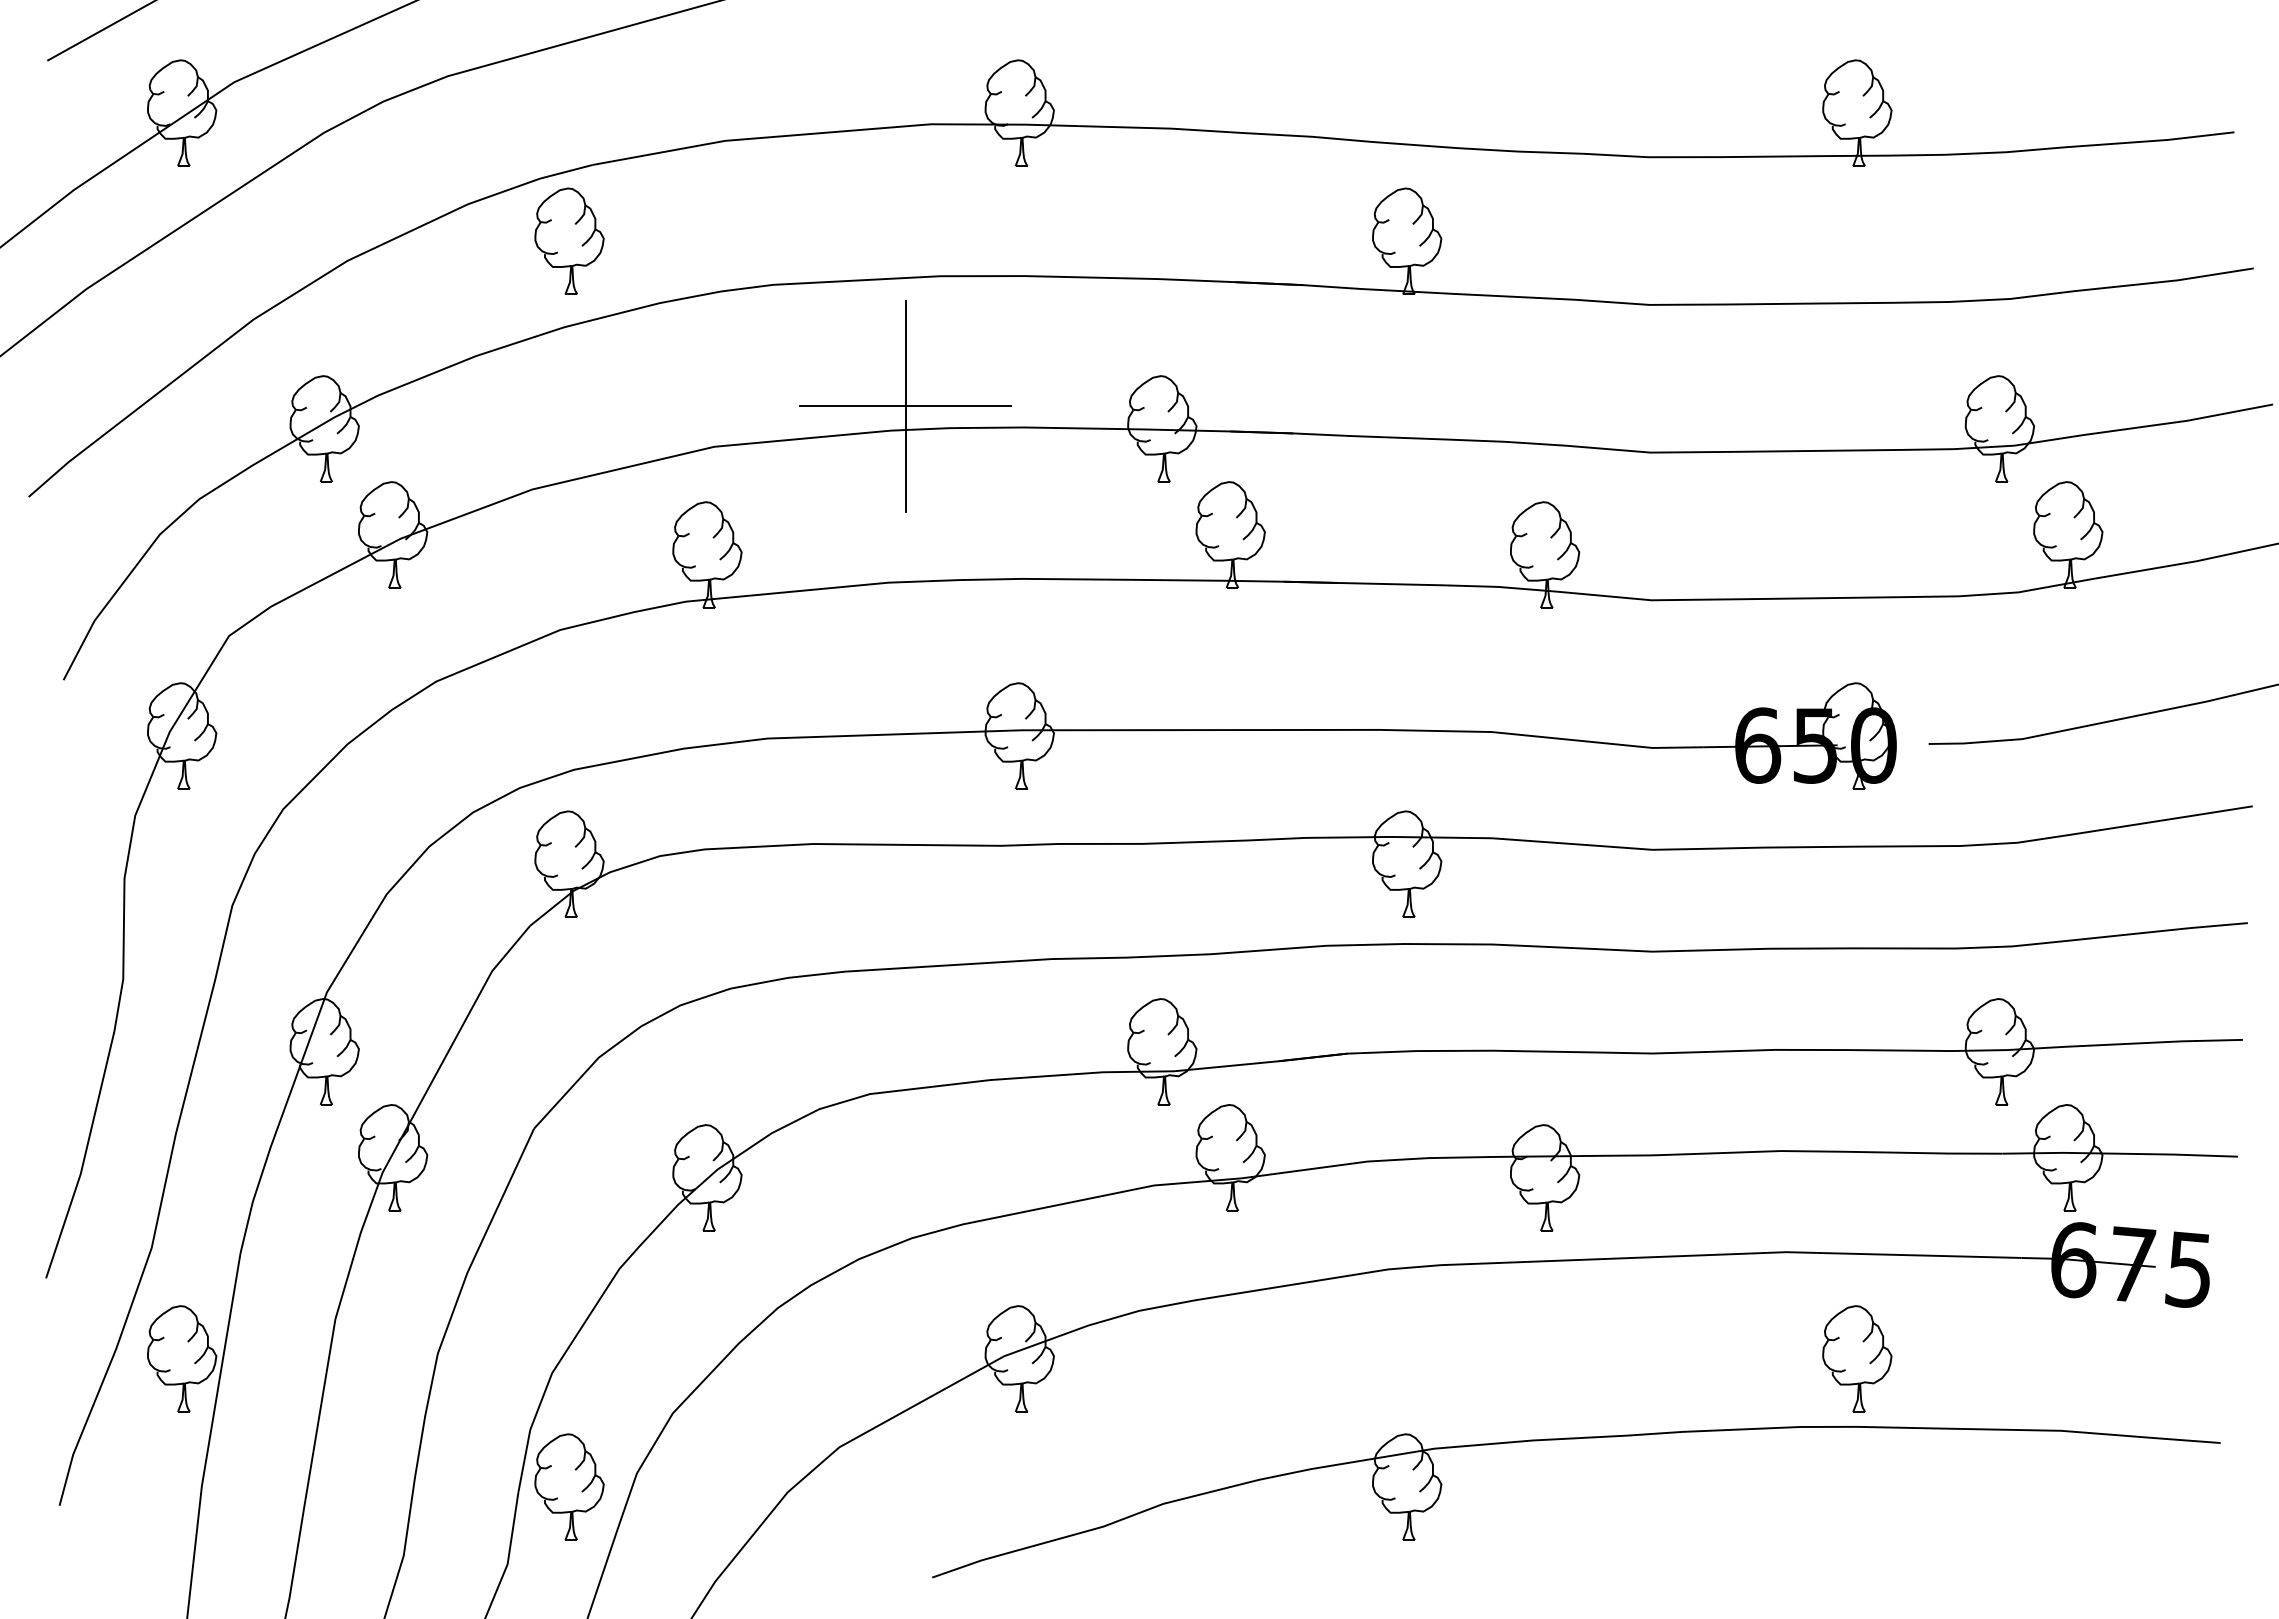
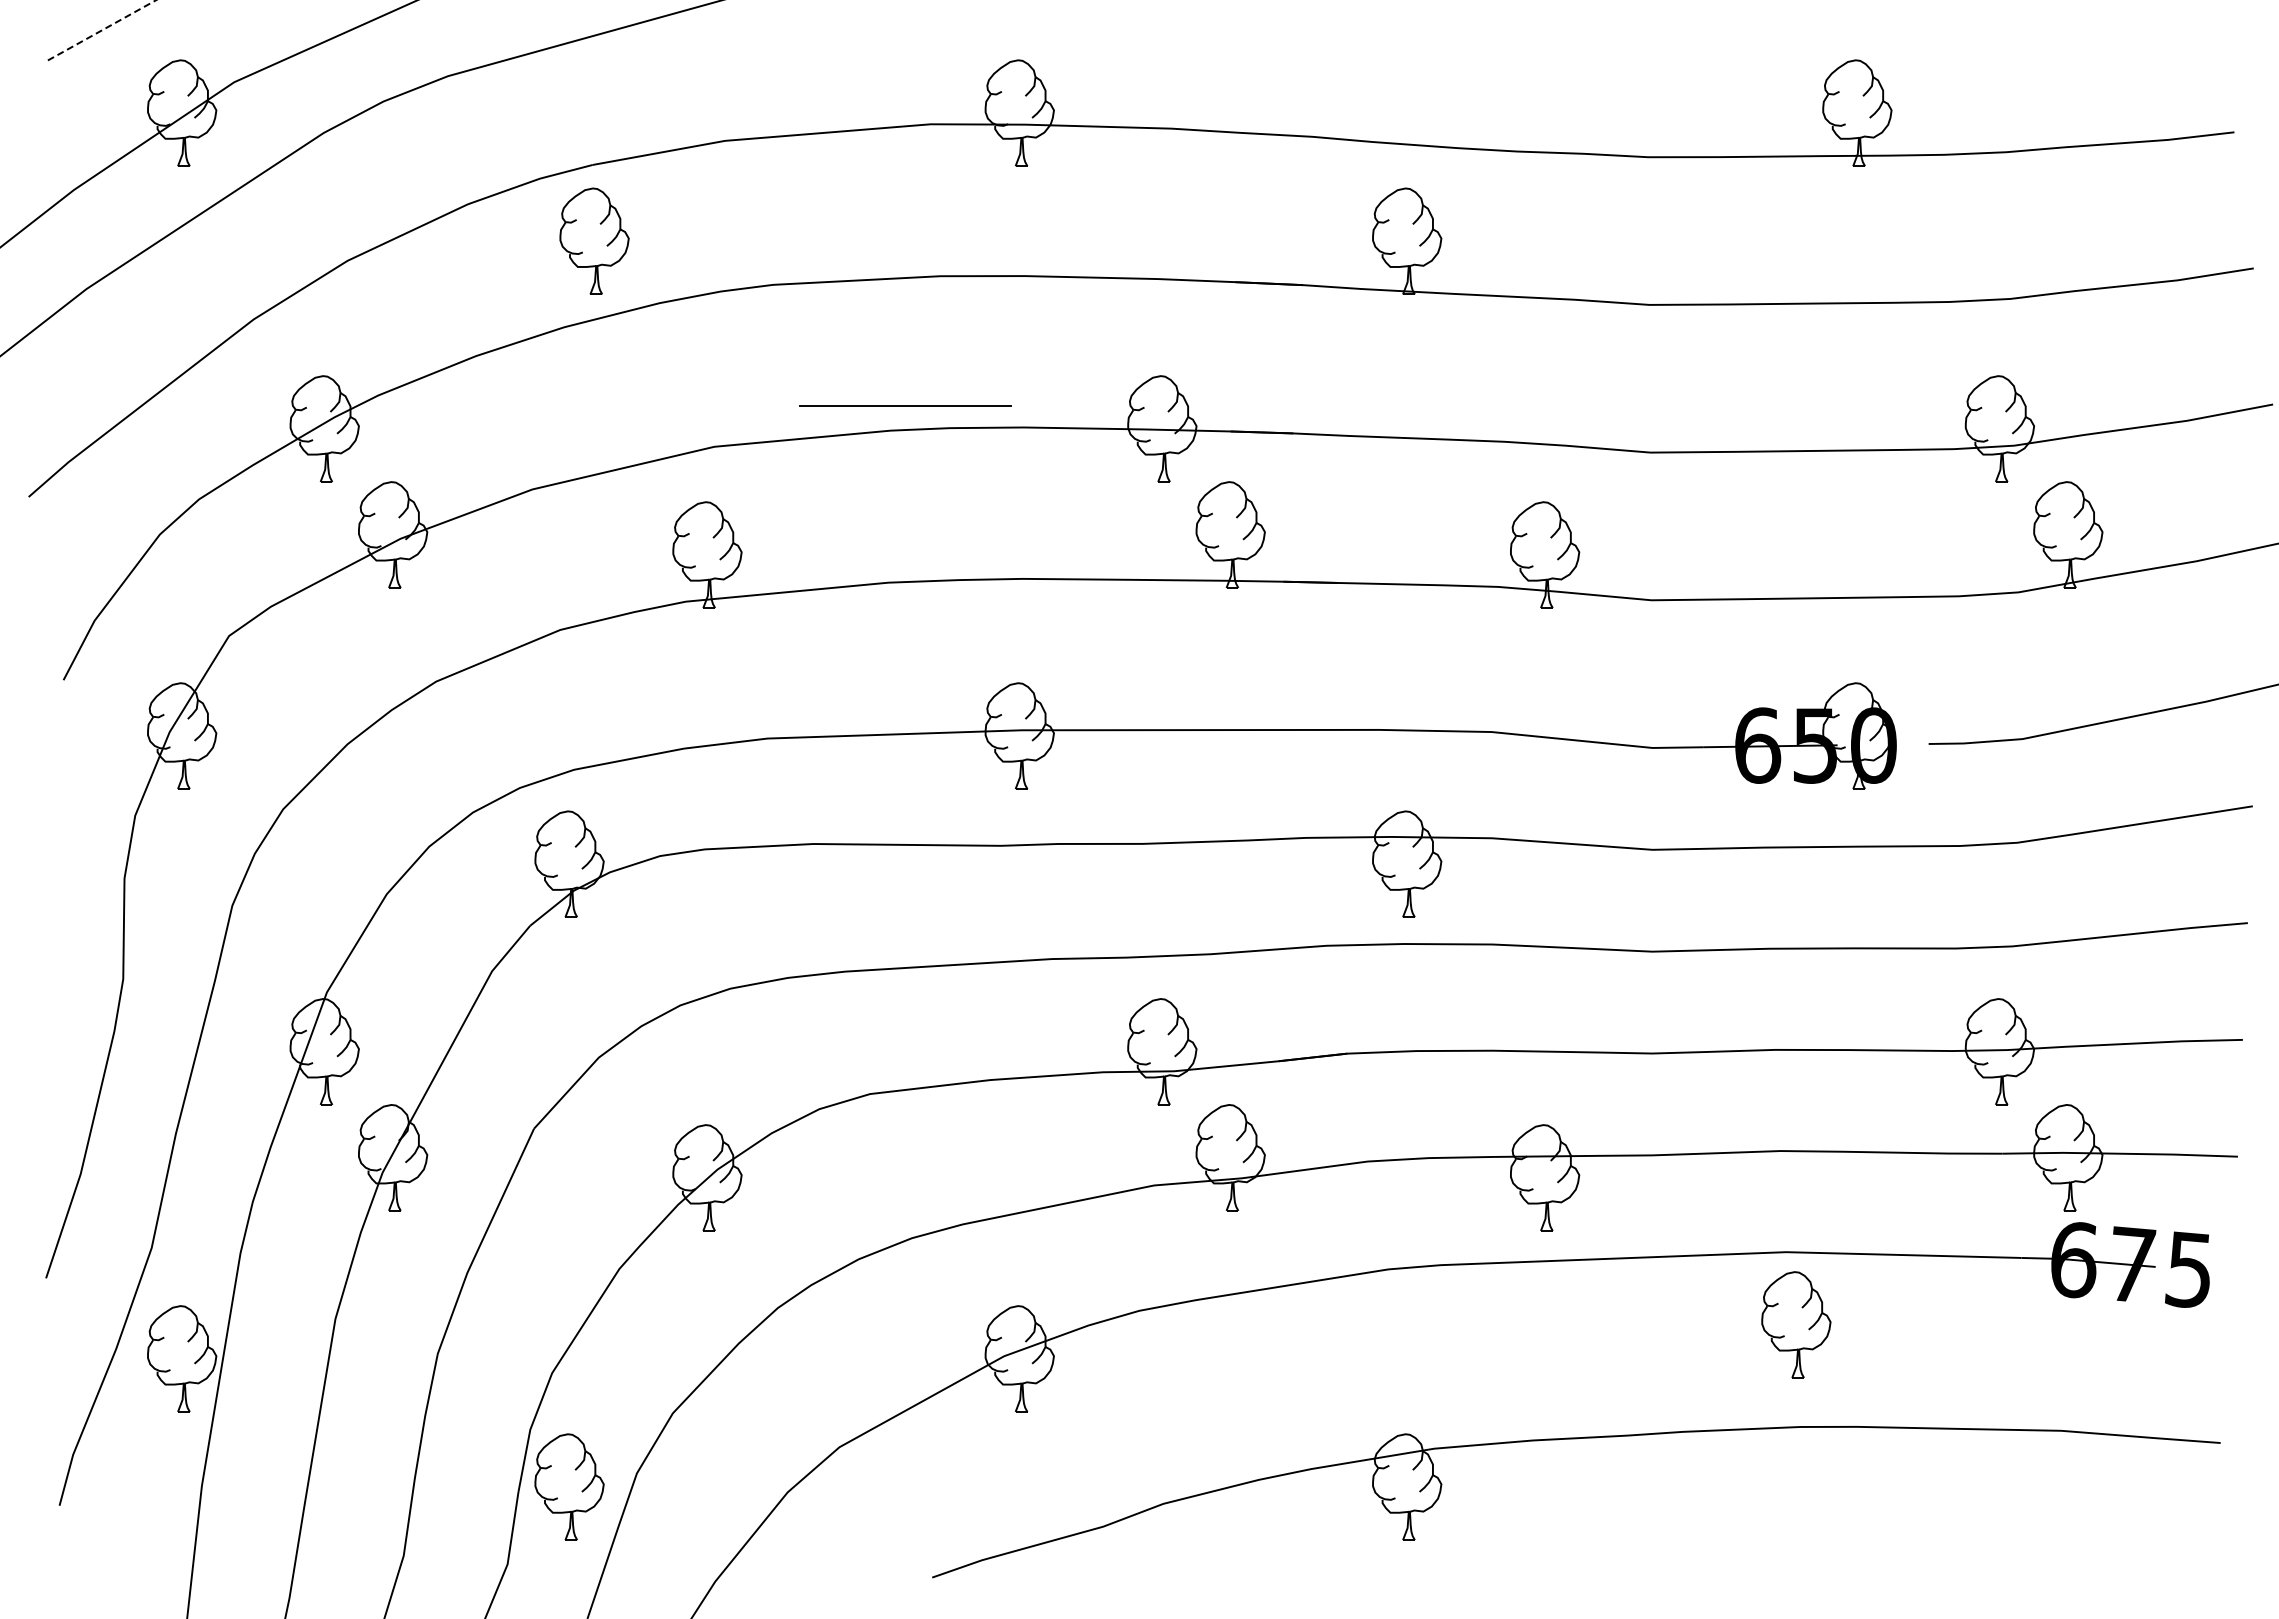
line: solid -> dashed (101, 30)
part position: (569, 240) -> (594, 240) (594, 240)
line: present -> none (905, 405)
part position: (1857, 1358) -> (1796, 1324) (1796, 1324)
